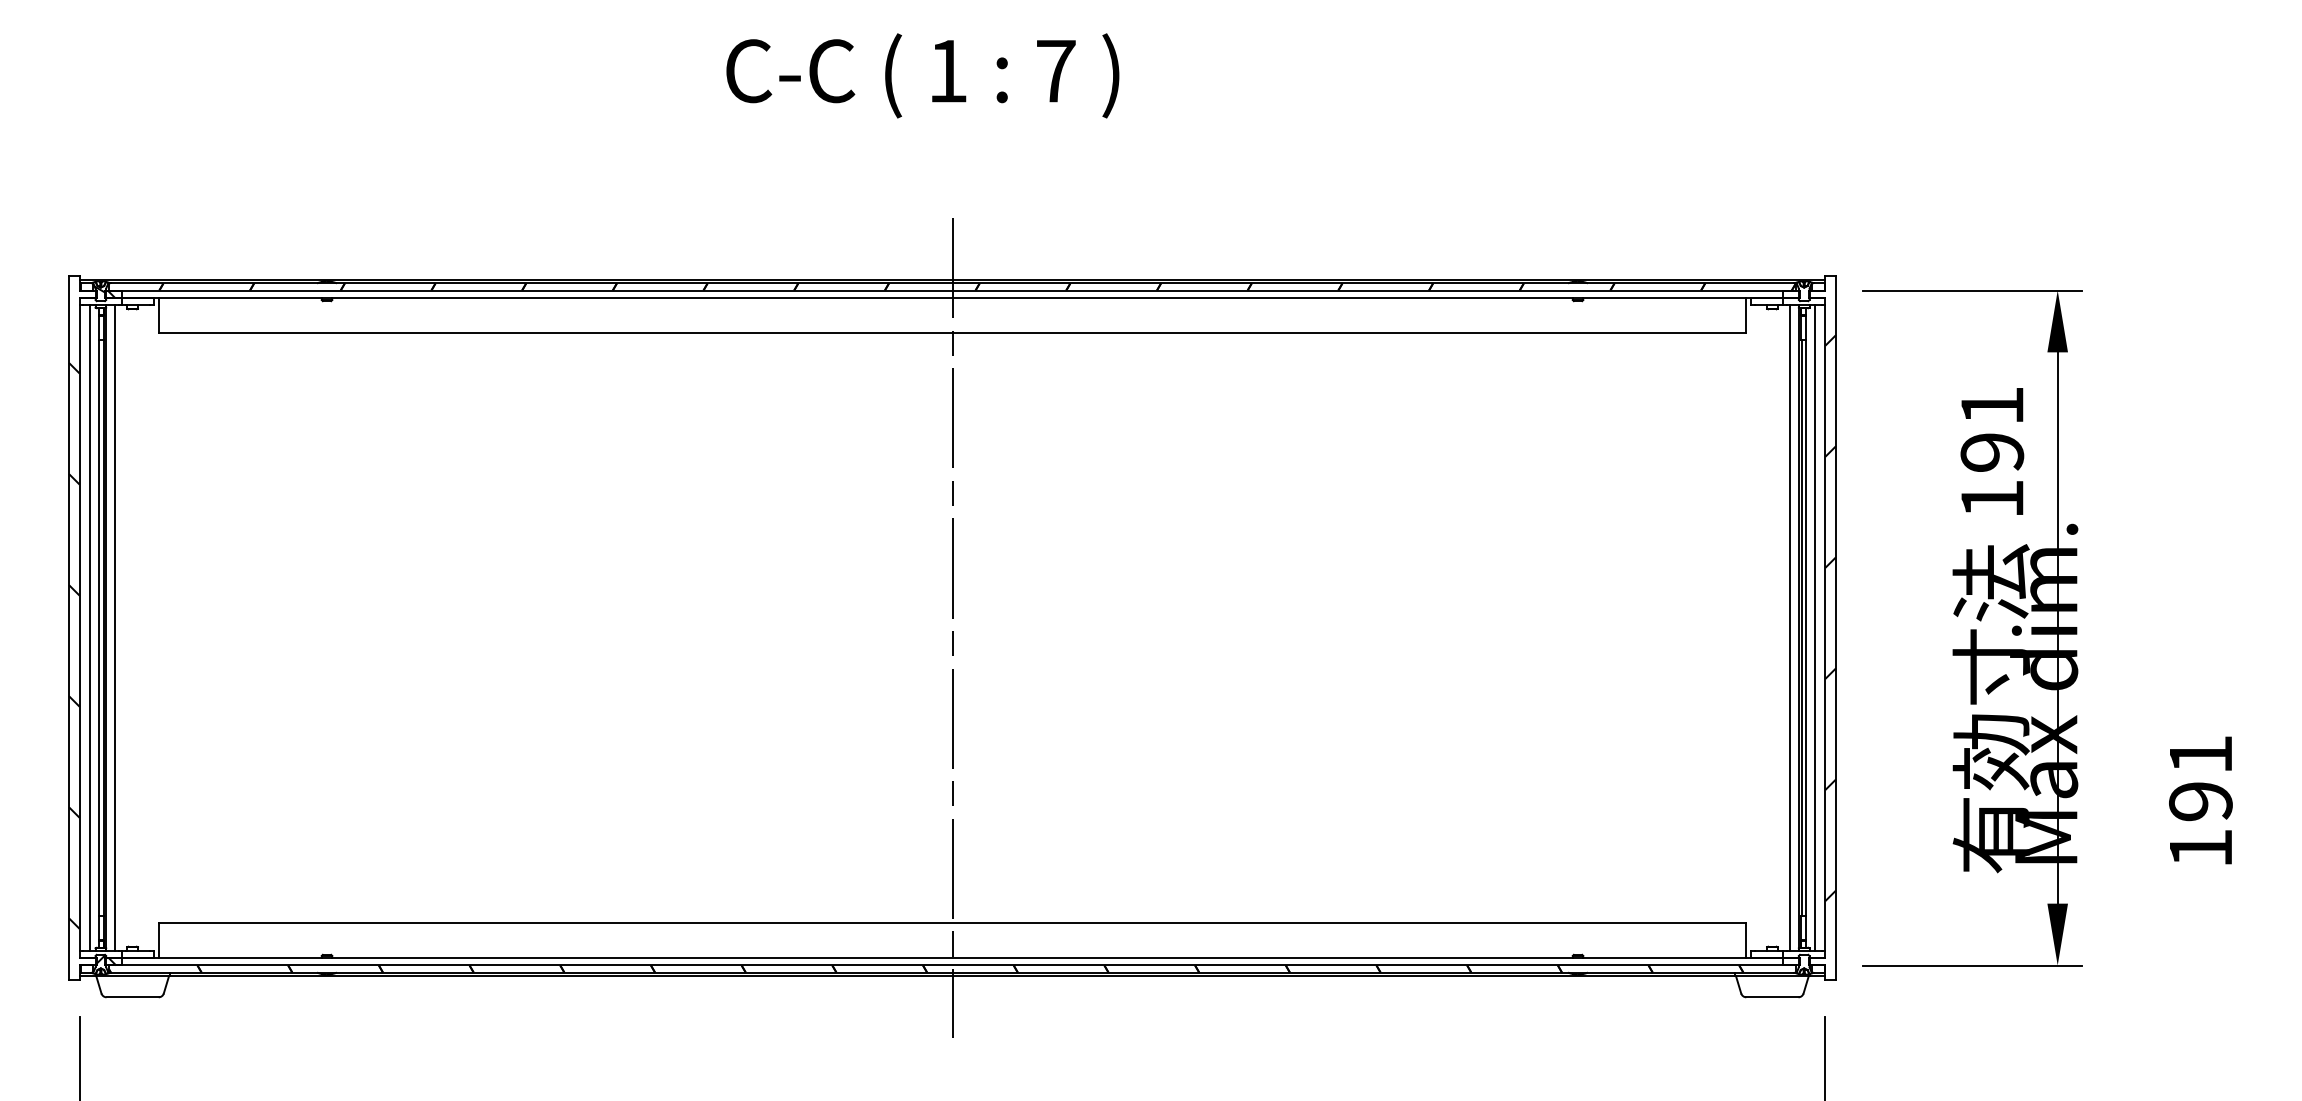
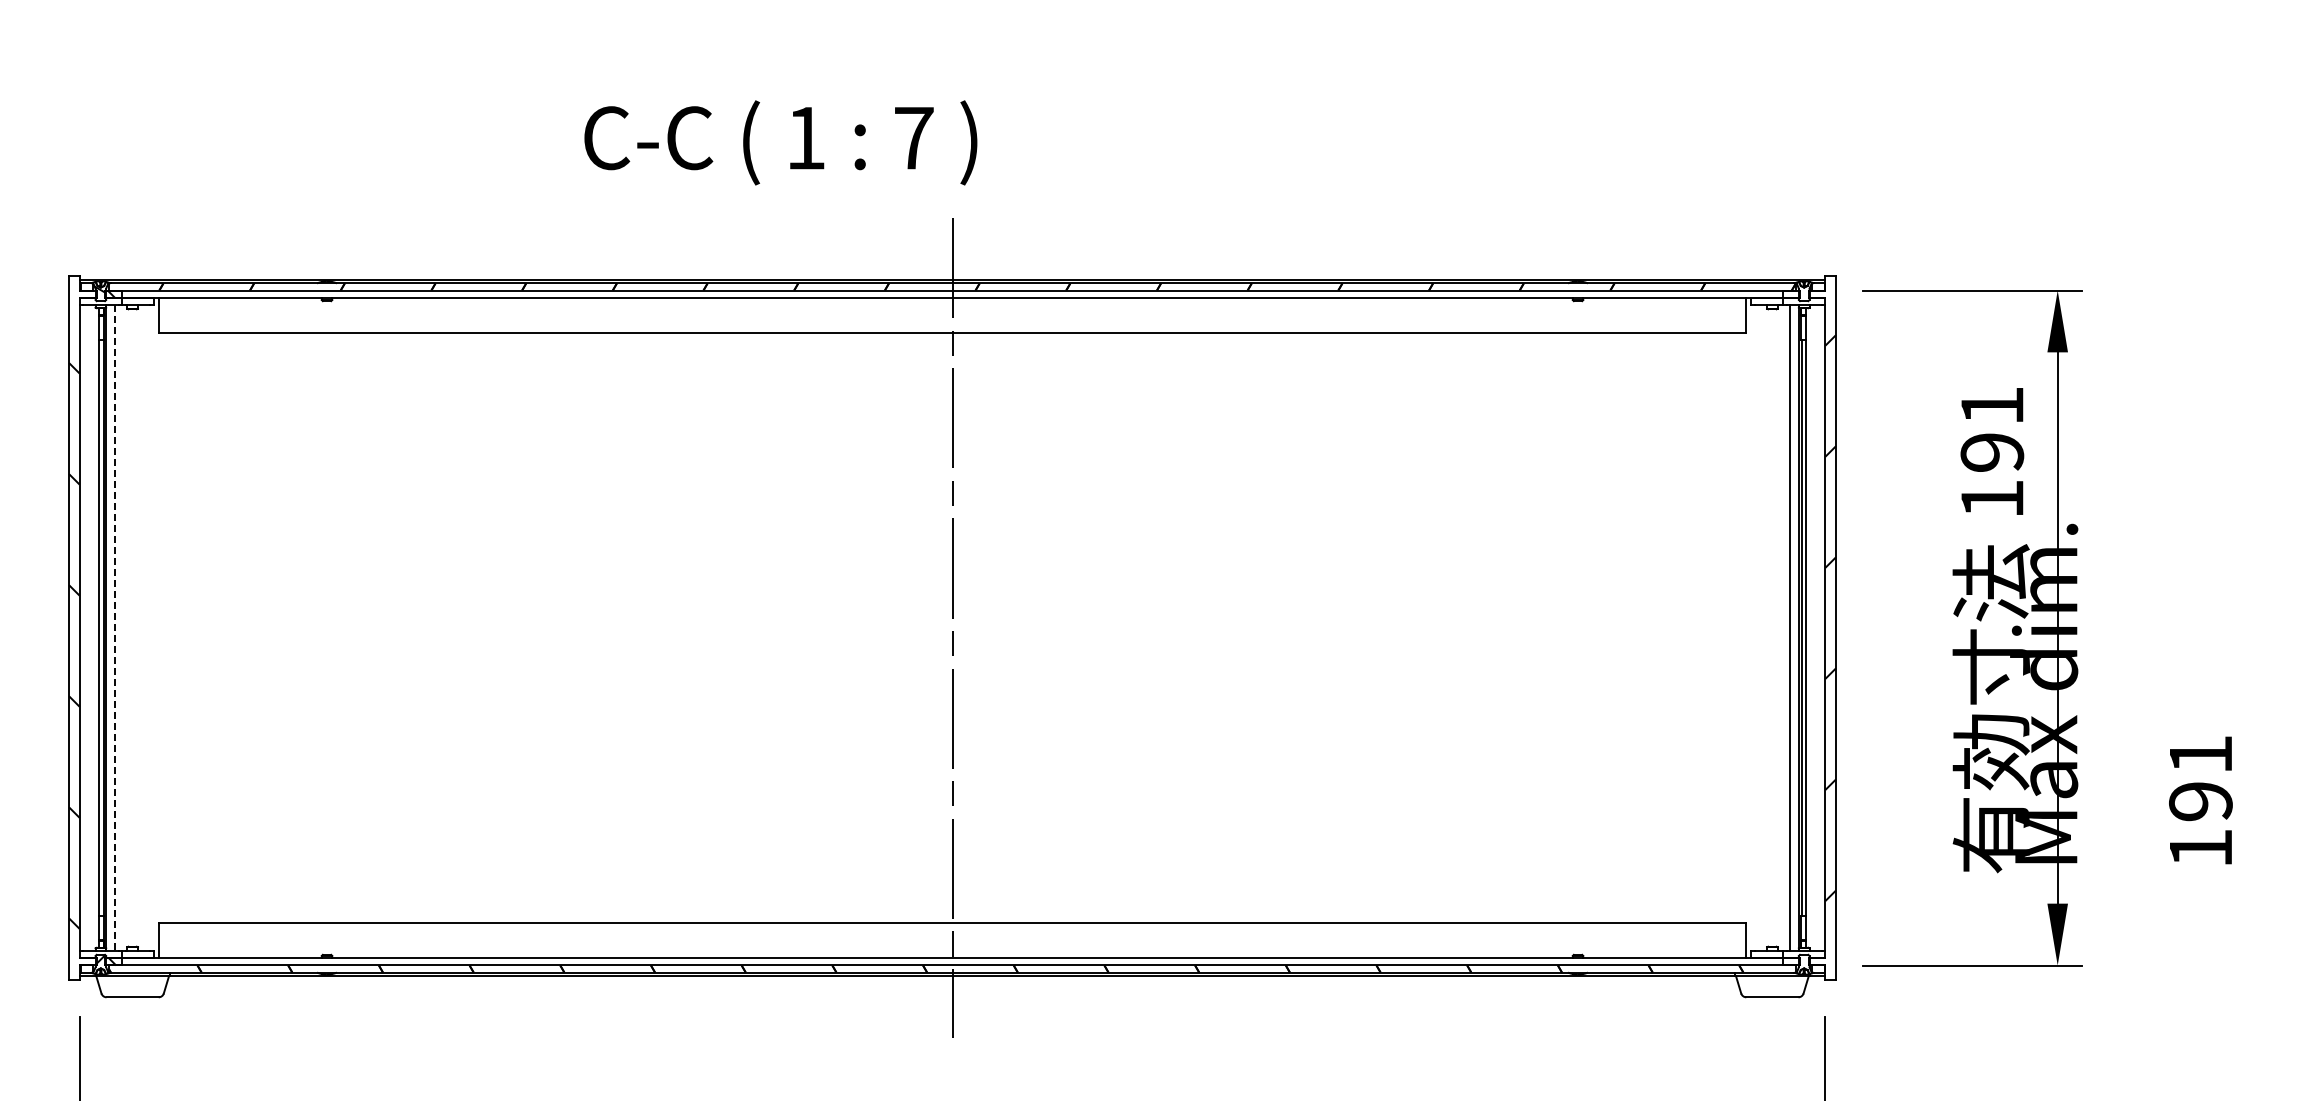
text position: (922, 75) -> (780, 142) (780, 142)
line: present -> none (90, 628)
line: solid -> dashed (115, 628)
line: present -> none (1814, 628)
